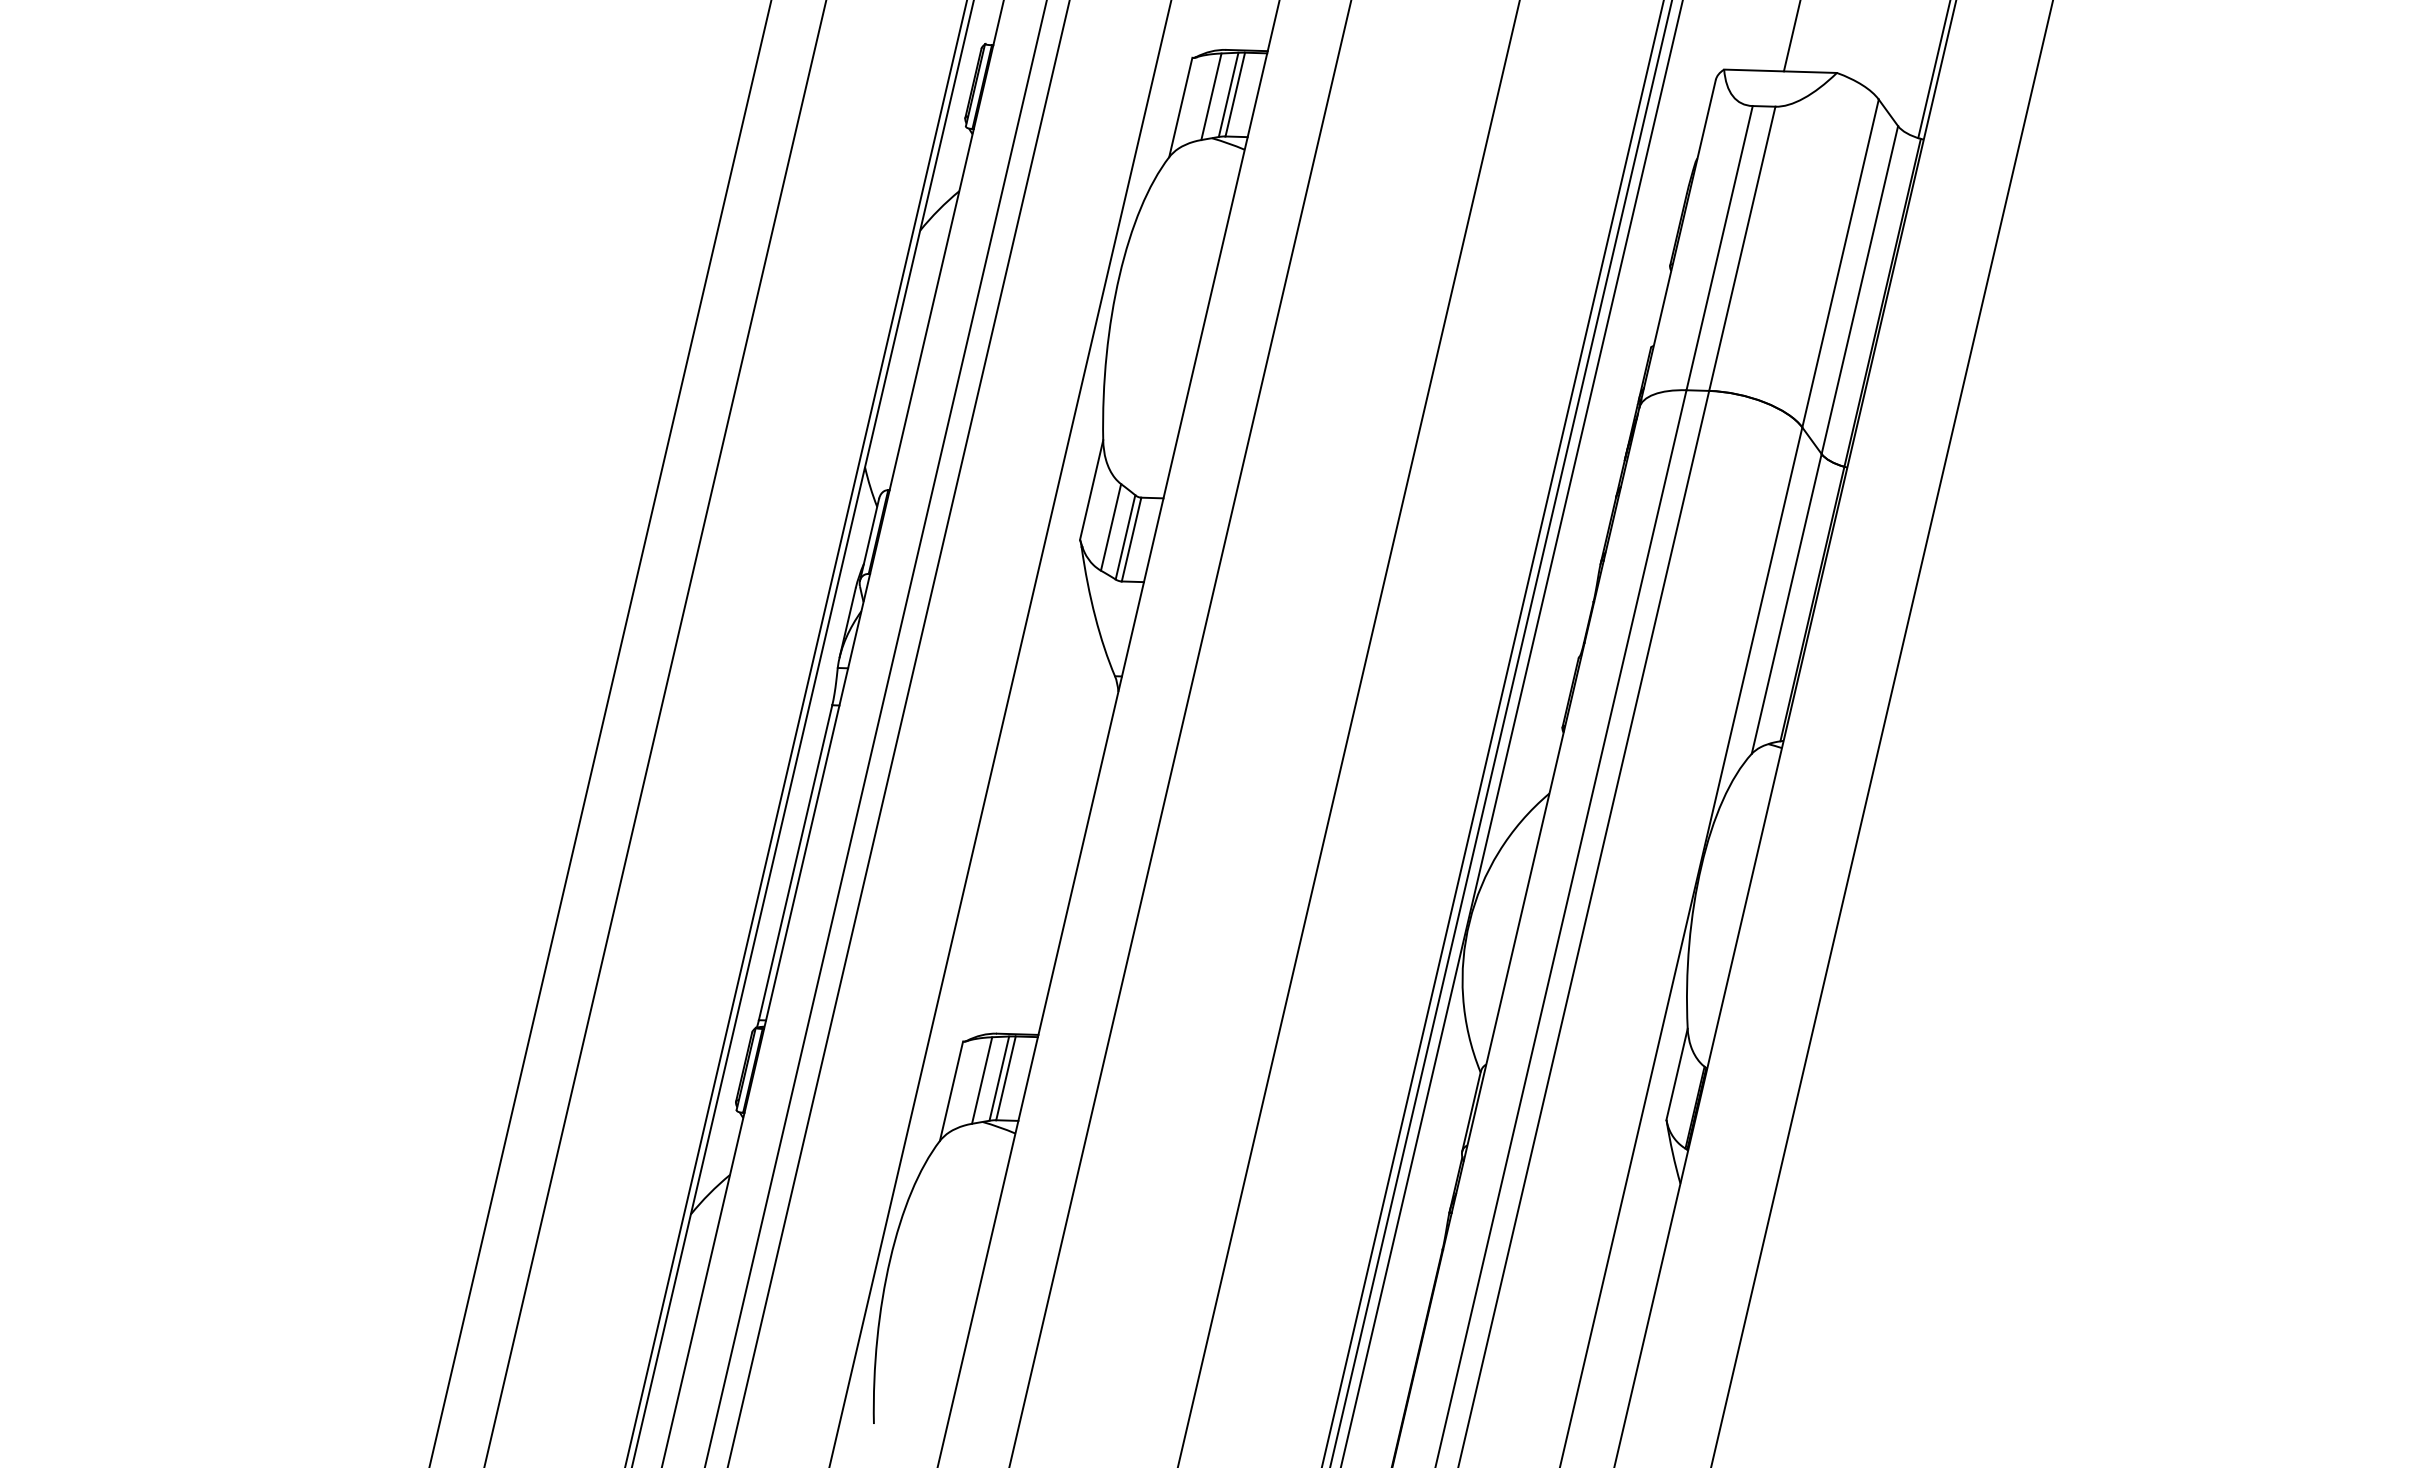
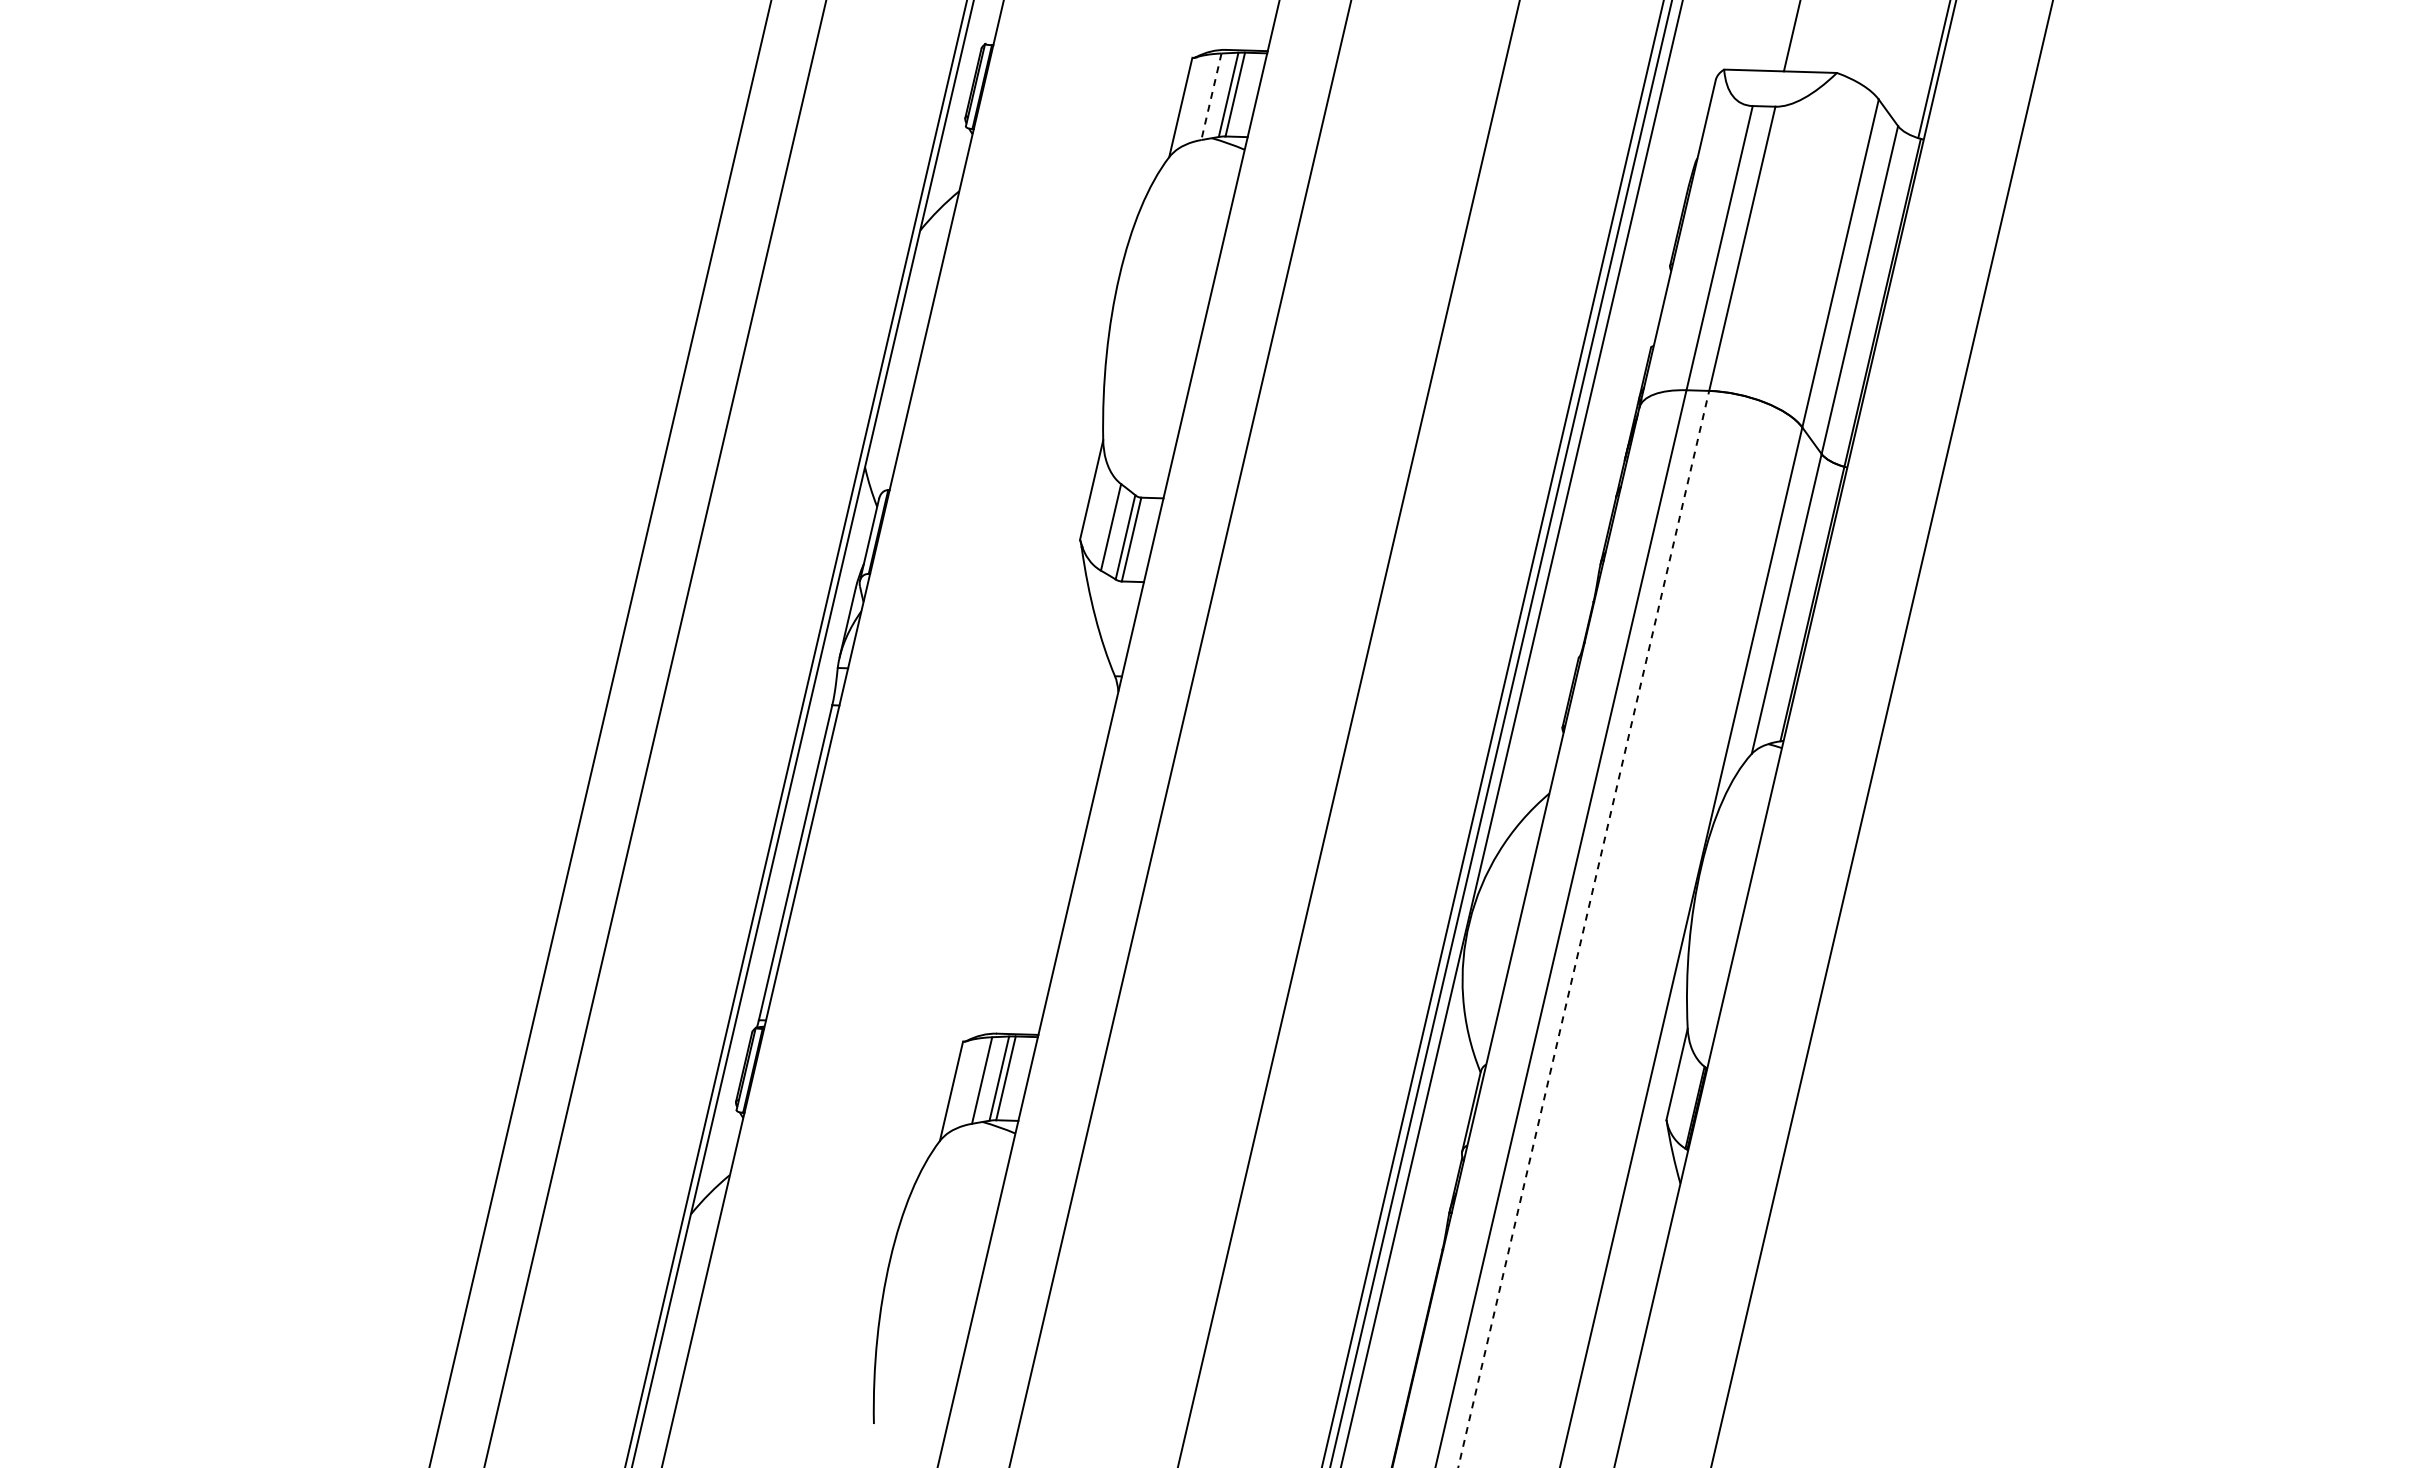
line: solid -> dashed (1211, 97)
line: present -> none (875, 733)
line: present -> none (898, 733)
line: present -> none (1000, 733)
line: solid -> dashed (1583, 929)
